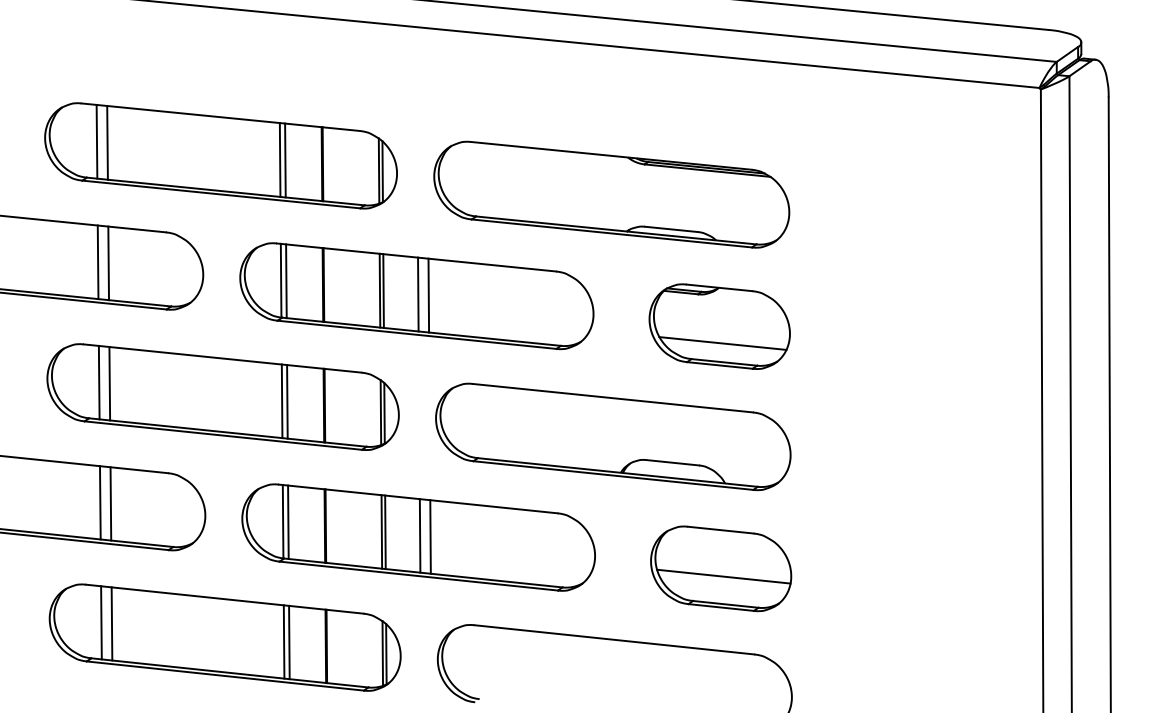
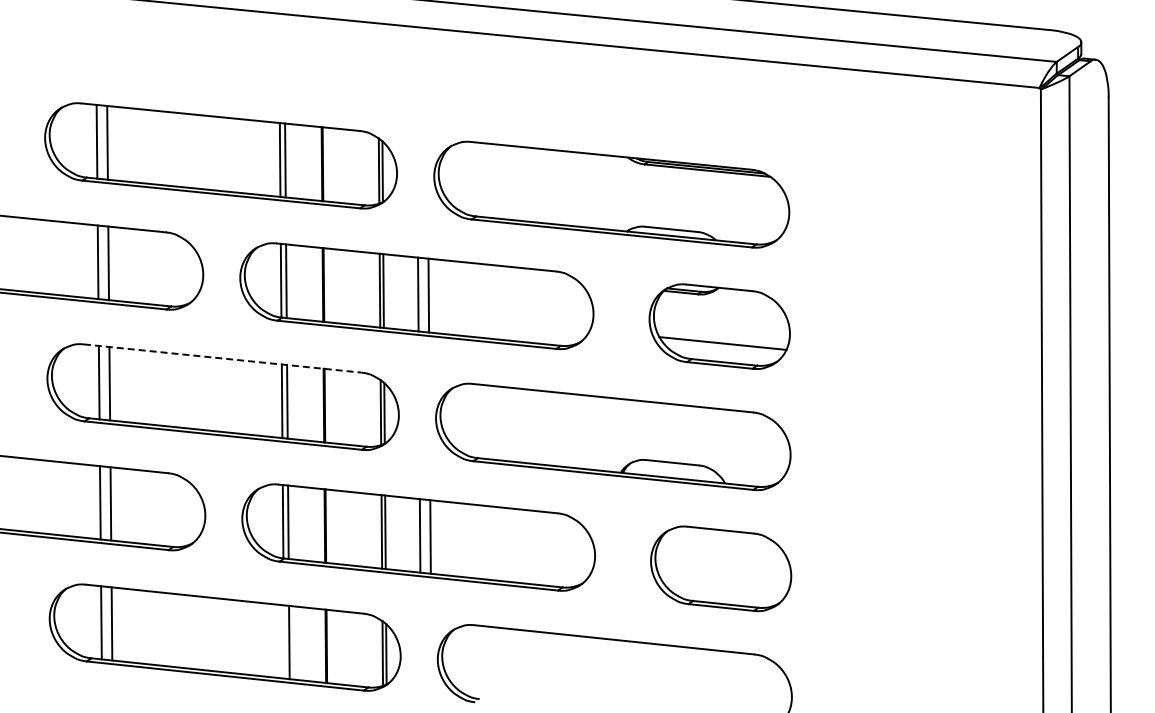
line: solid -> dashed (223, 358)
line: present -> none (723, 576)
line: present -> none (283, 641)
